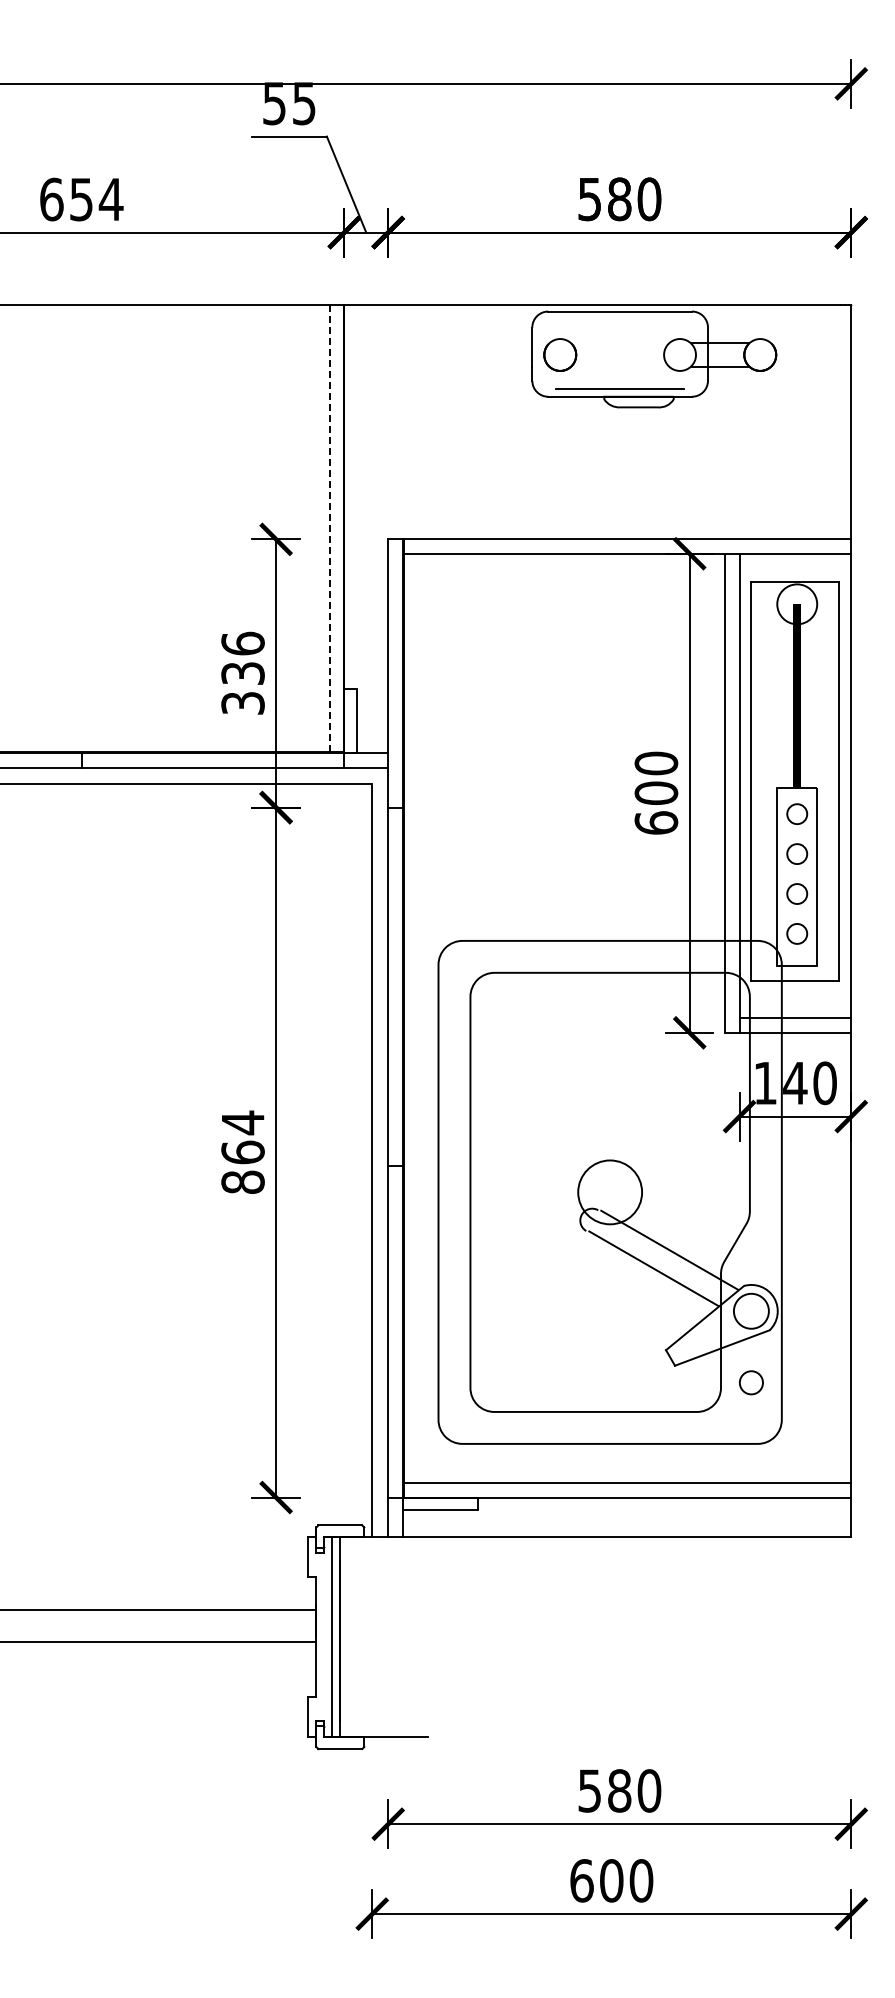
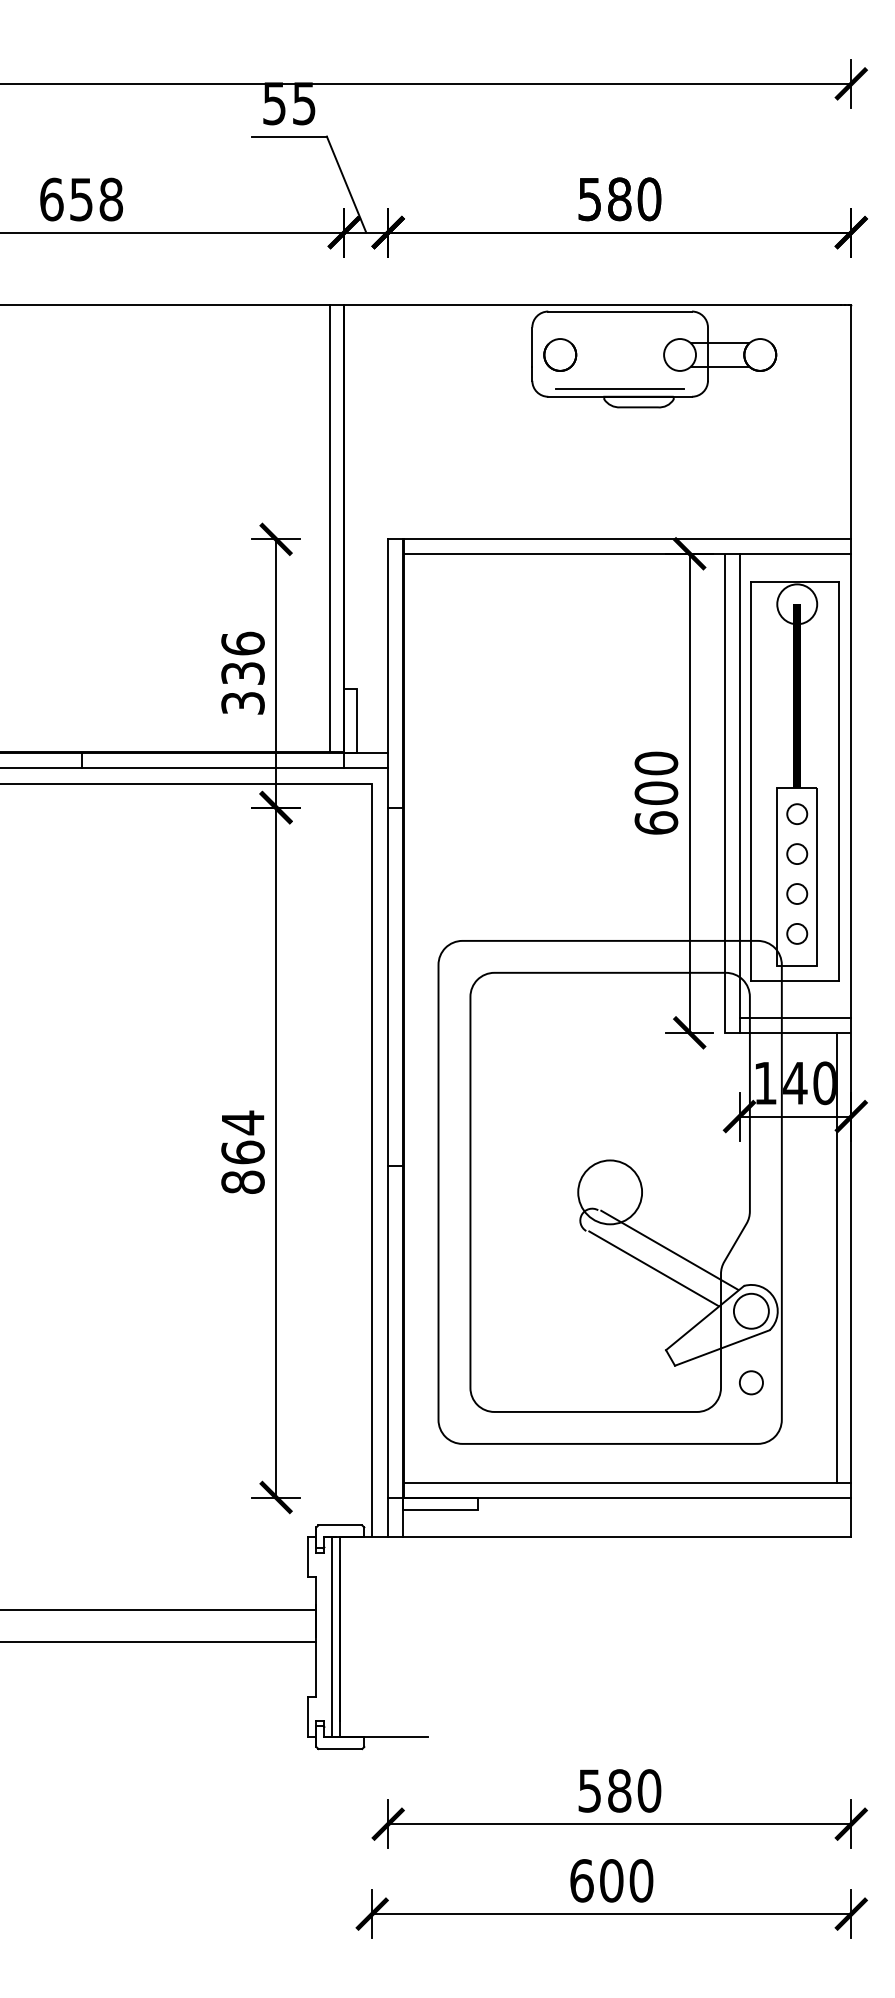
text: 654 -> 658 (110, 199)
line: dashed -> solid (329, 528)
line: none -> present (836, 1257)
